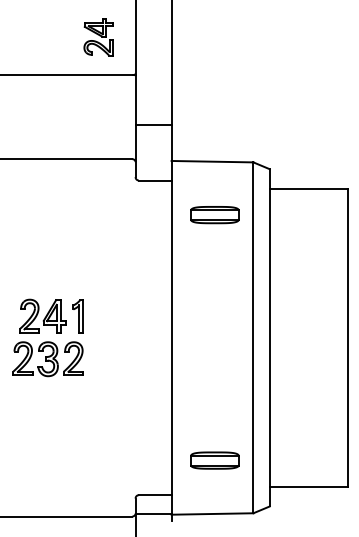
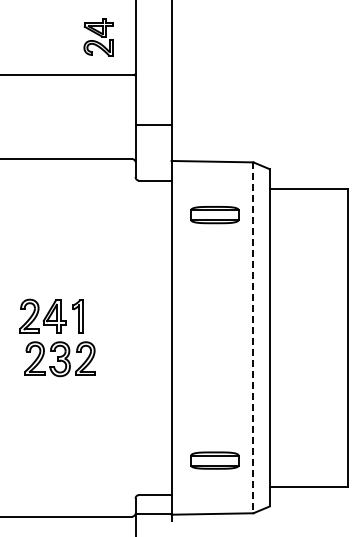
line: solid -> dashed (253, 338)
part position: (47, 359) -> (59, 359) (59, 359)
